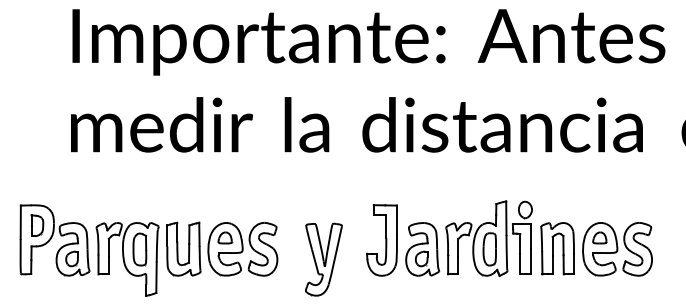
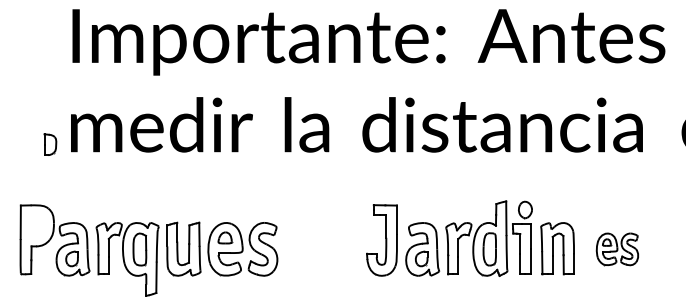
part position: (37, 225) -> (50, 144) (50, 144)
part size: 71x55 px -> 44x35 px (616, 249)
part: present -> none (323, 259)
